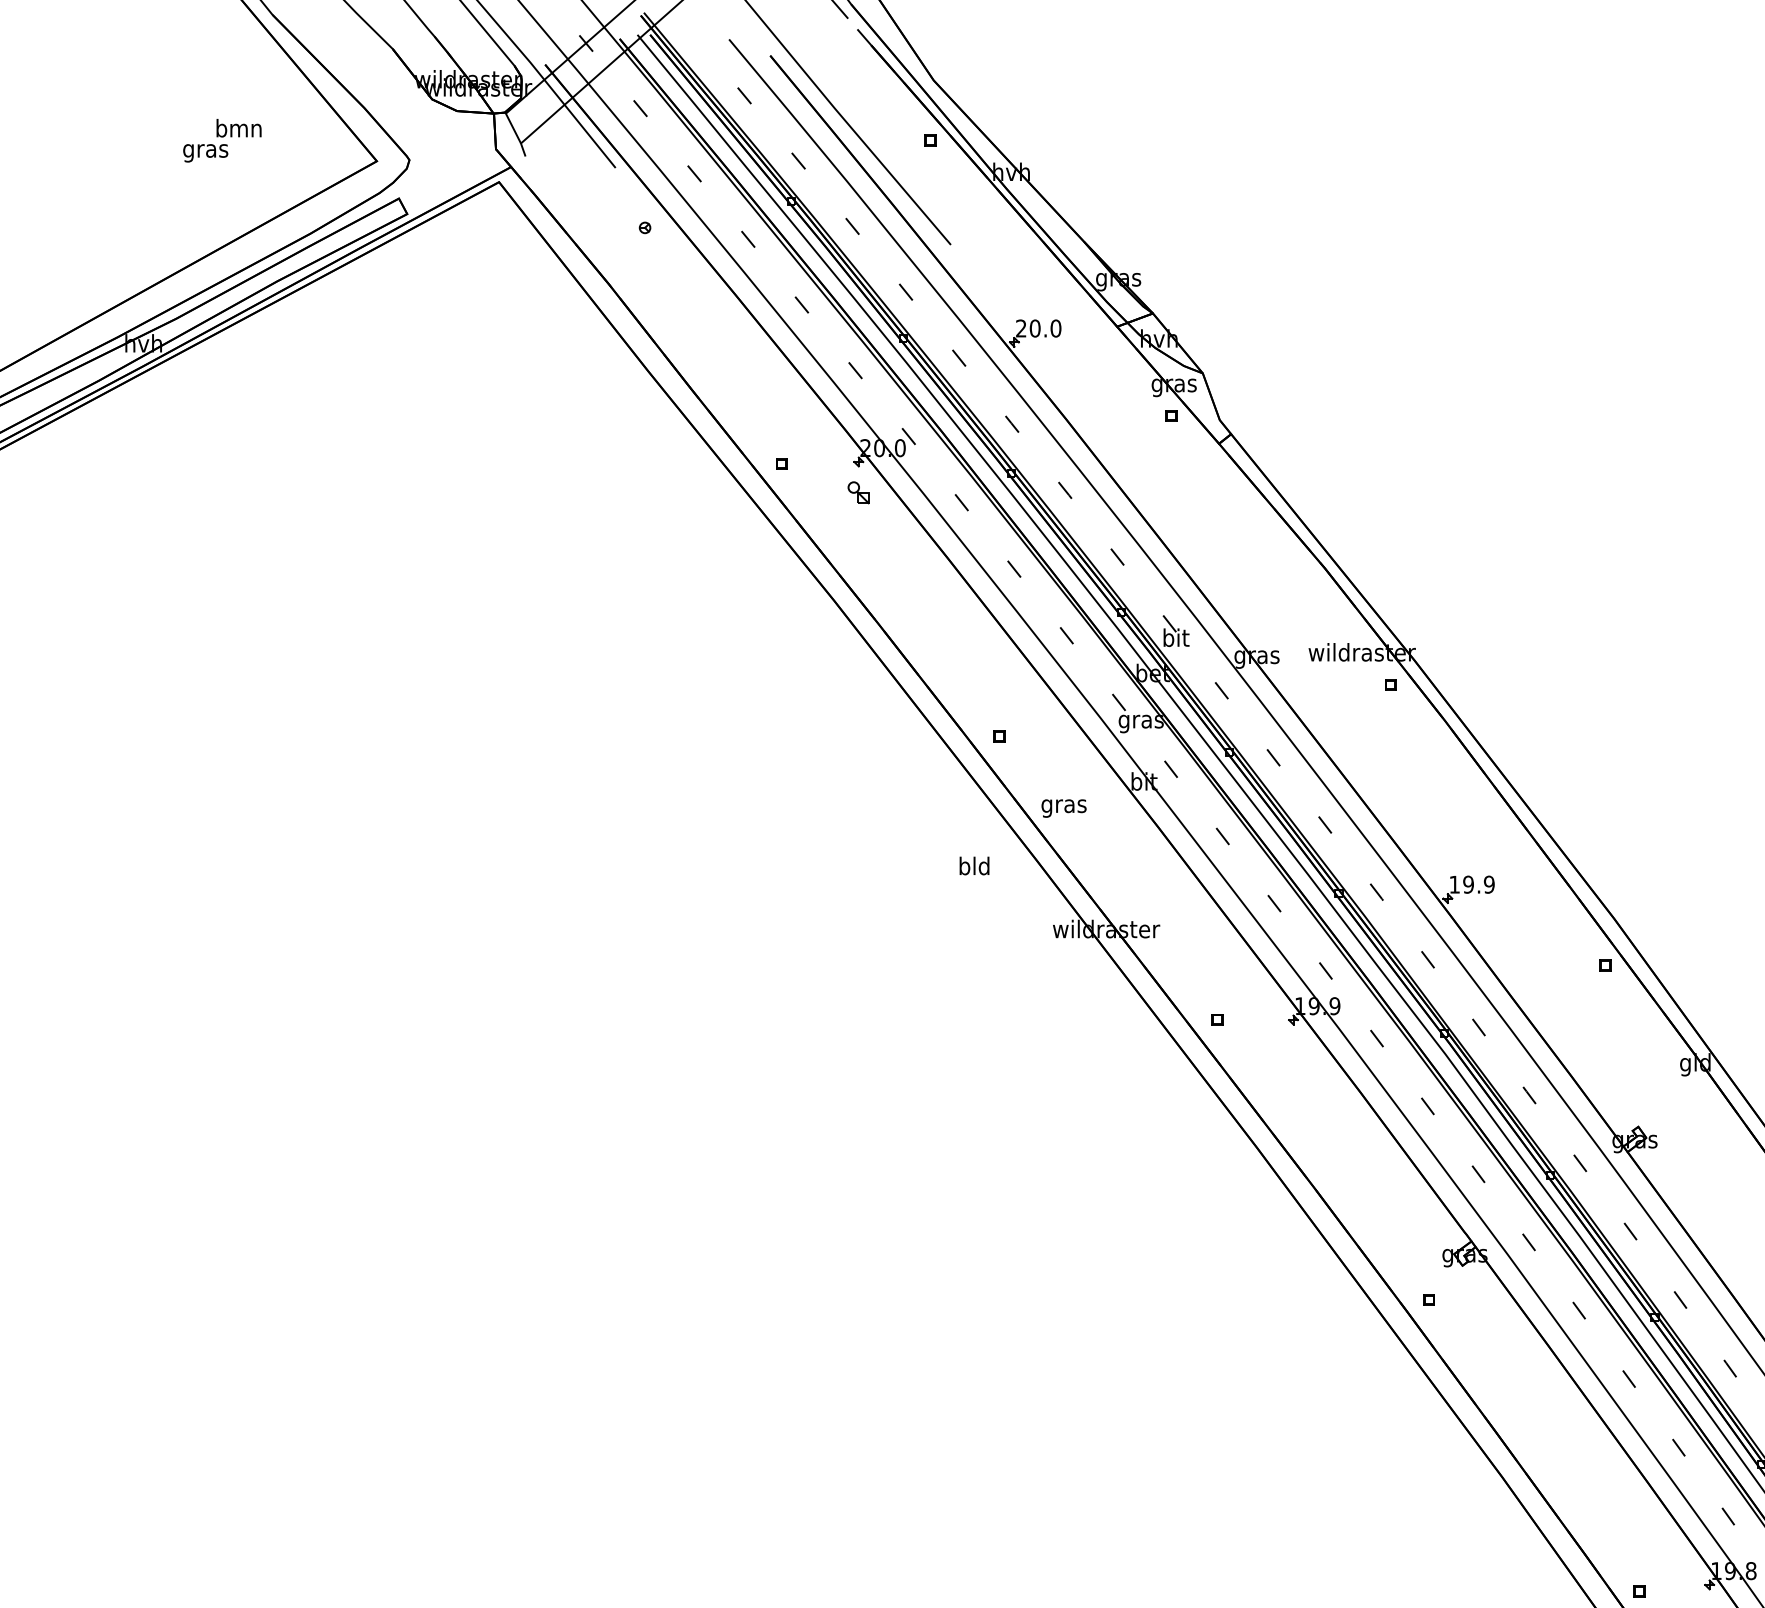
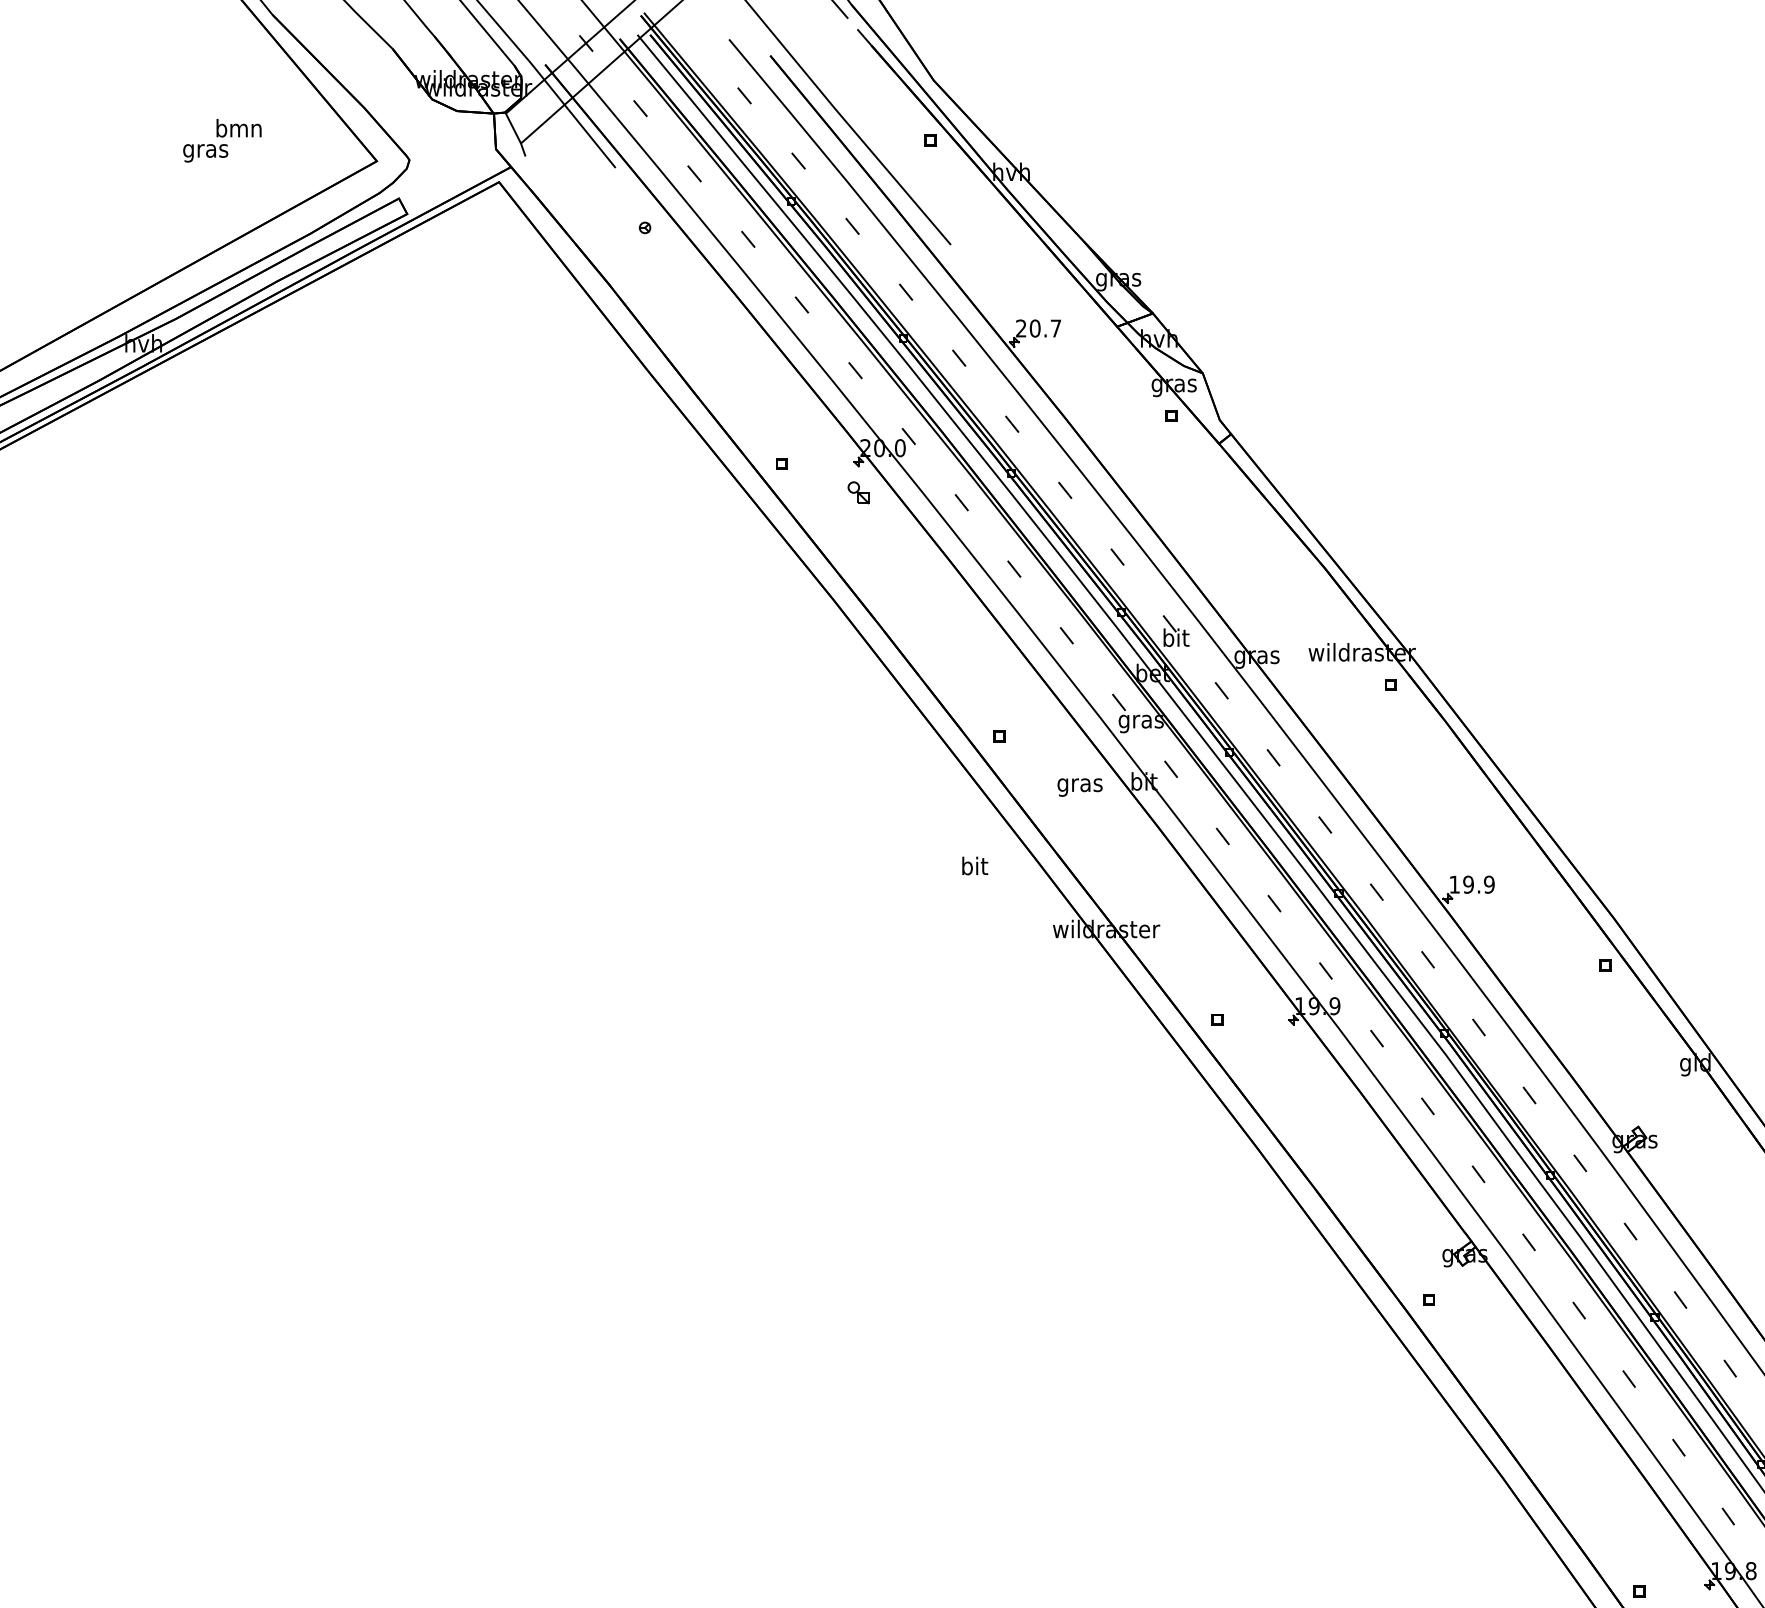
text: 20.0 -> 20.7 (1055, 328)
text position: (1063, 808) -> (1079, 787) (1079, 787)
text: bld -> bit (974, 865)
